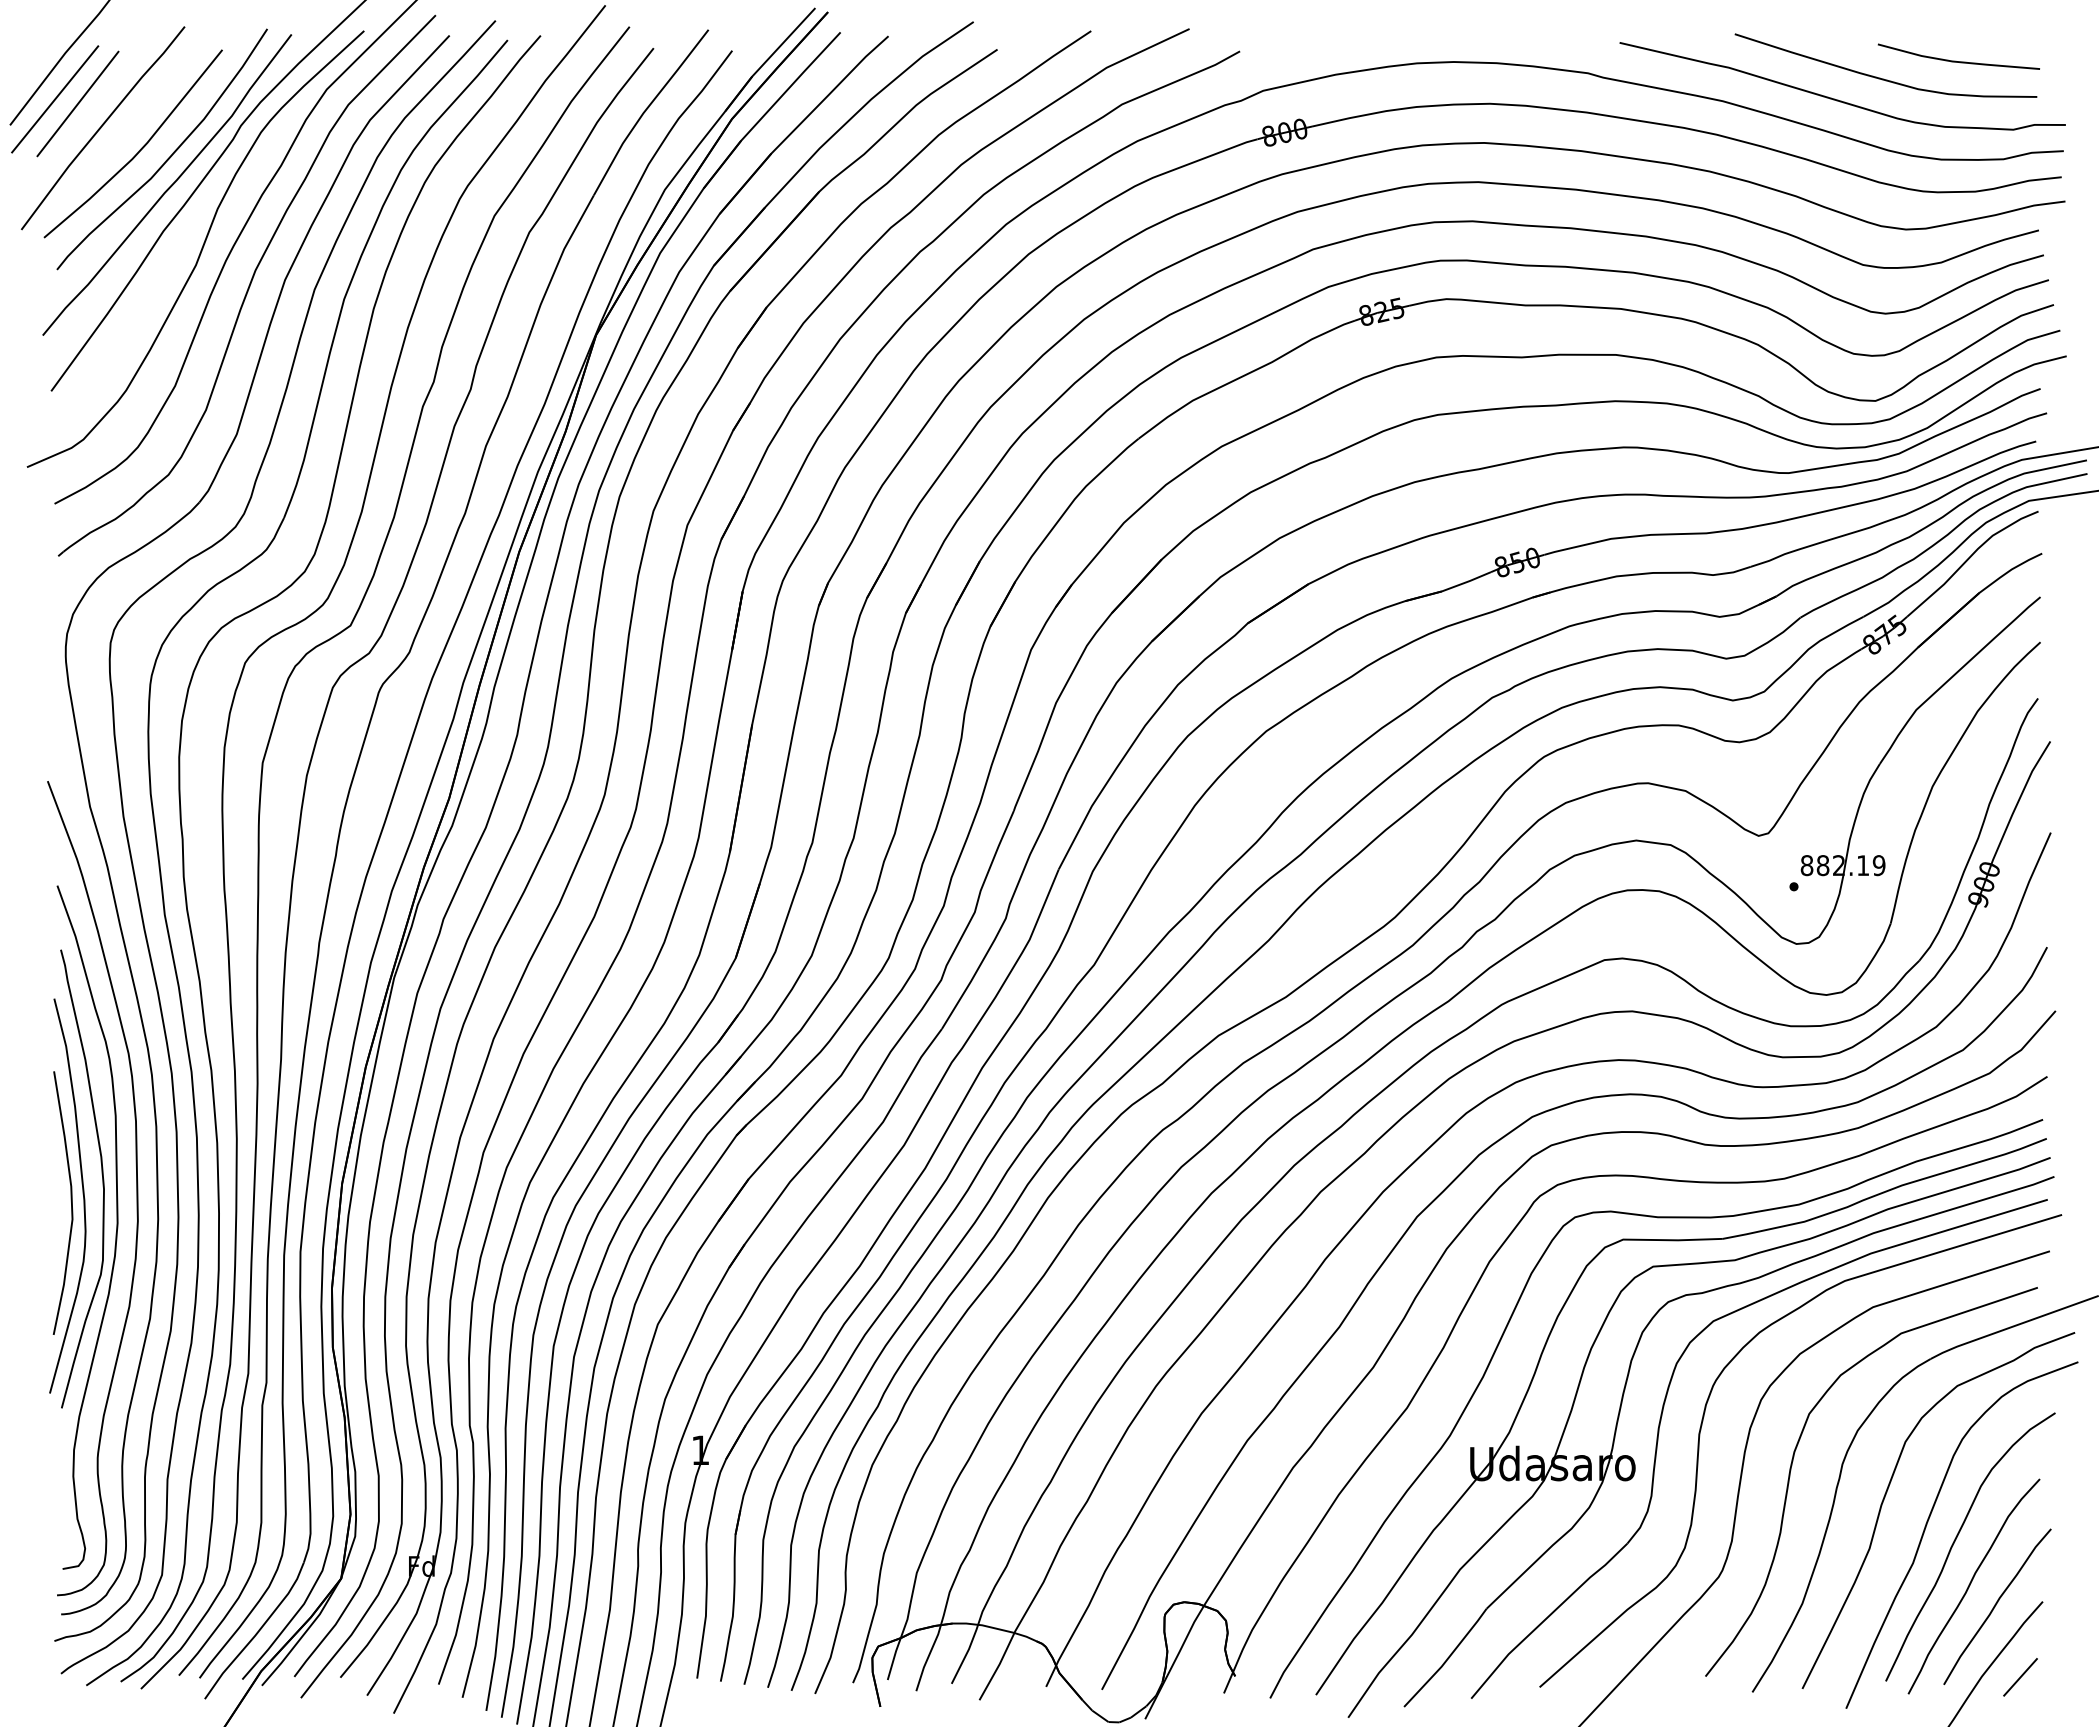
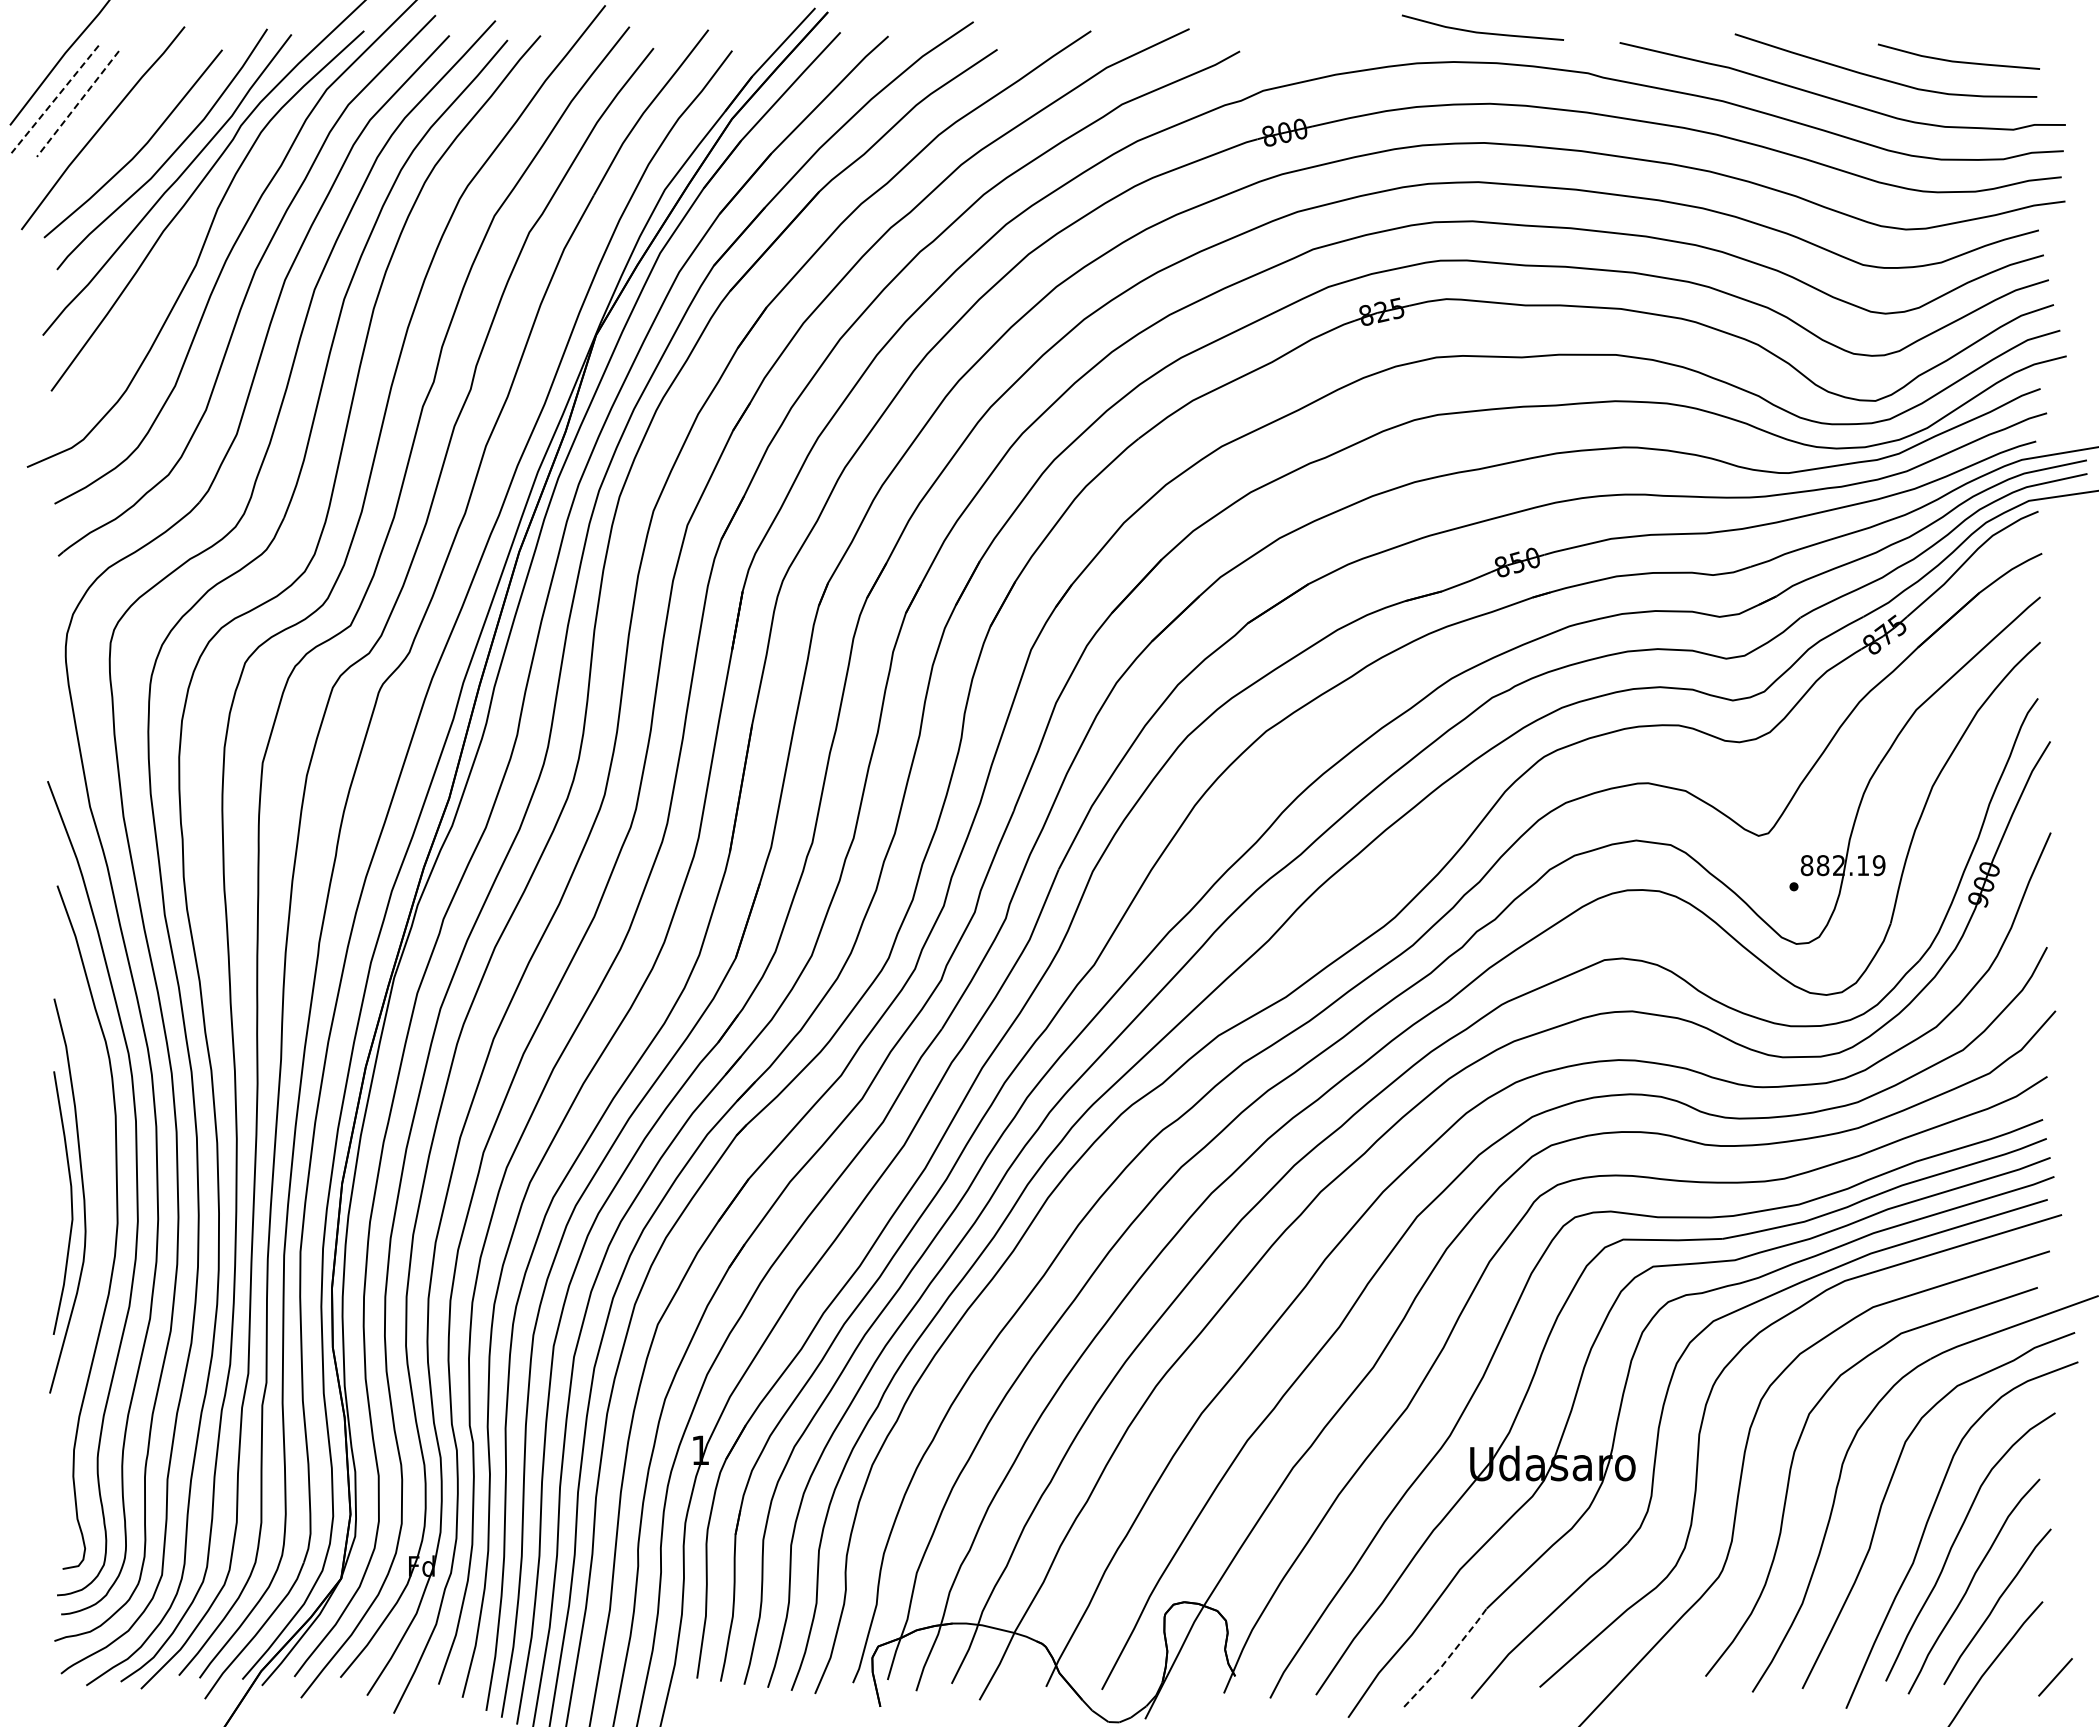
line: none -> present (1479, 31)
line: solid -> dashed (54, 99)
line: solid -> dashed (77, 103)
curve: present -> none (101, 1174)
line: solid -> dashed (1447, 1659)
line position: (2020, 1677) -> (2055, 1677) (2055, 1677)
